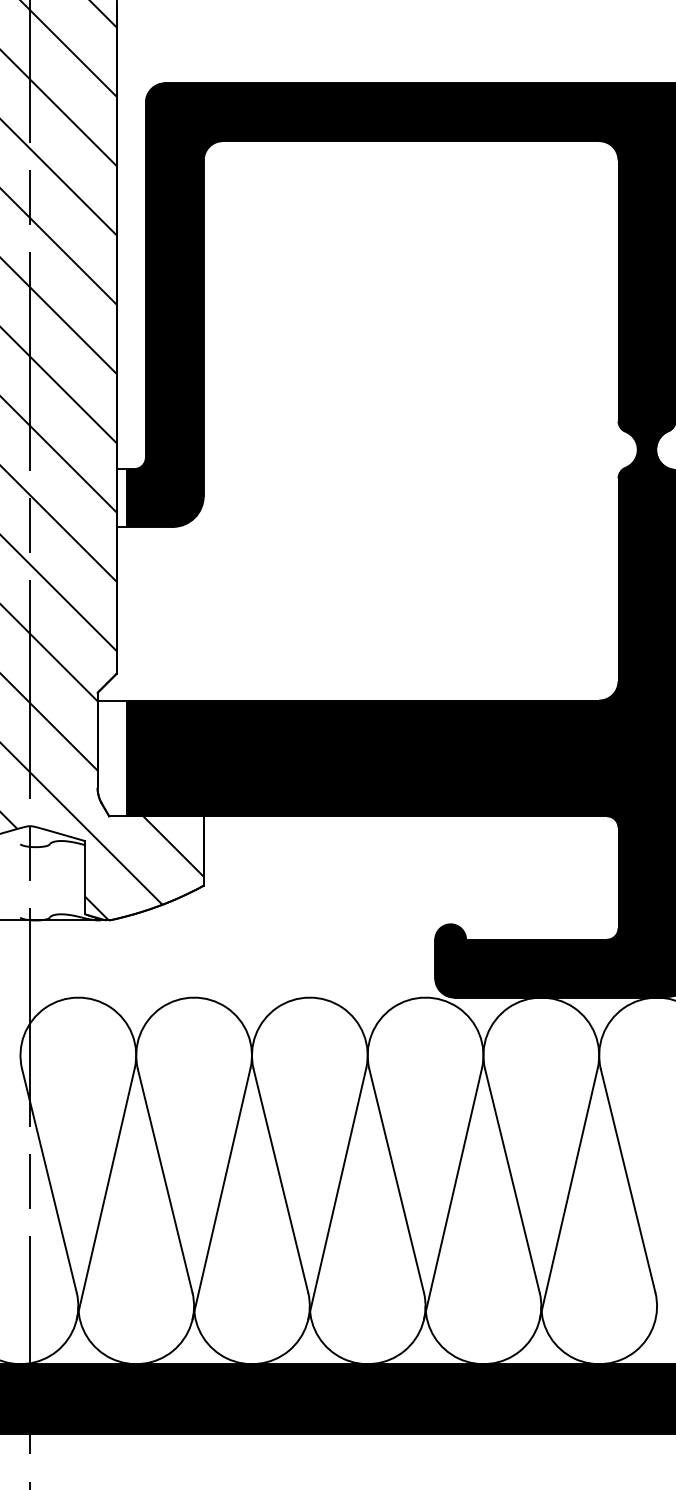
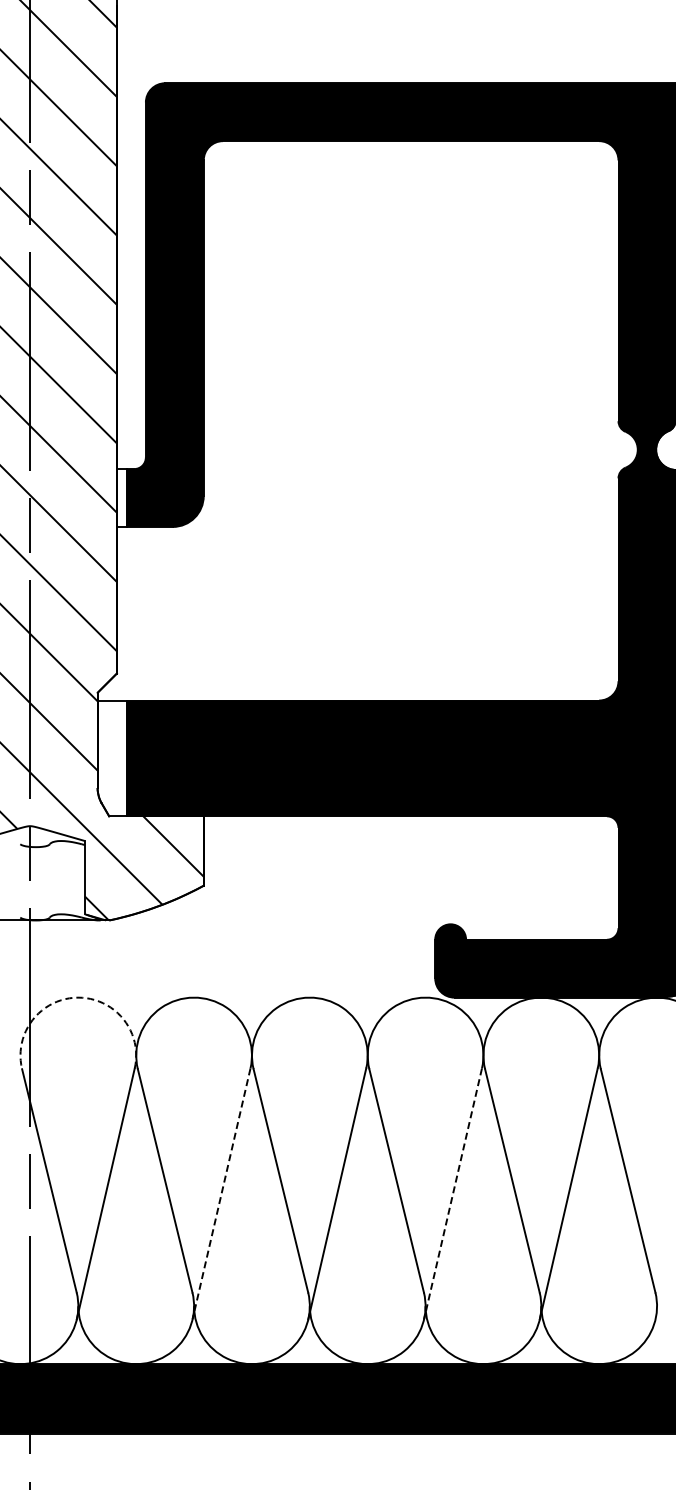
arc: solid -> dashed (77, 997)
line: solid -> dashed (221, 1193)
line: solid -> dashed (453, 1193)
